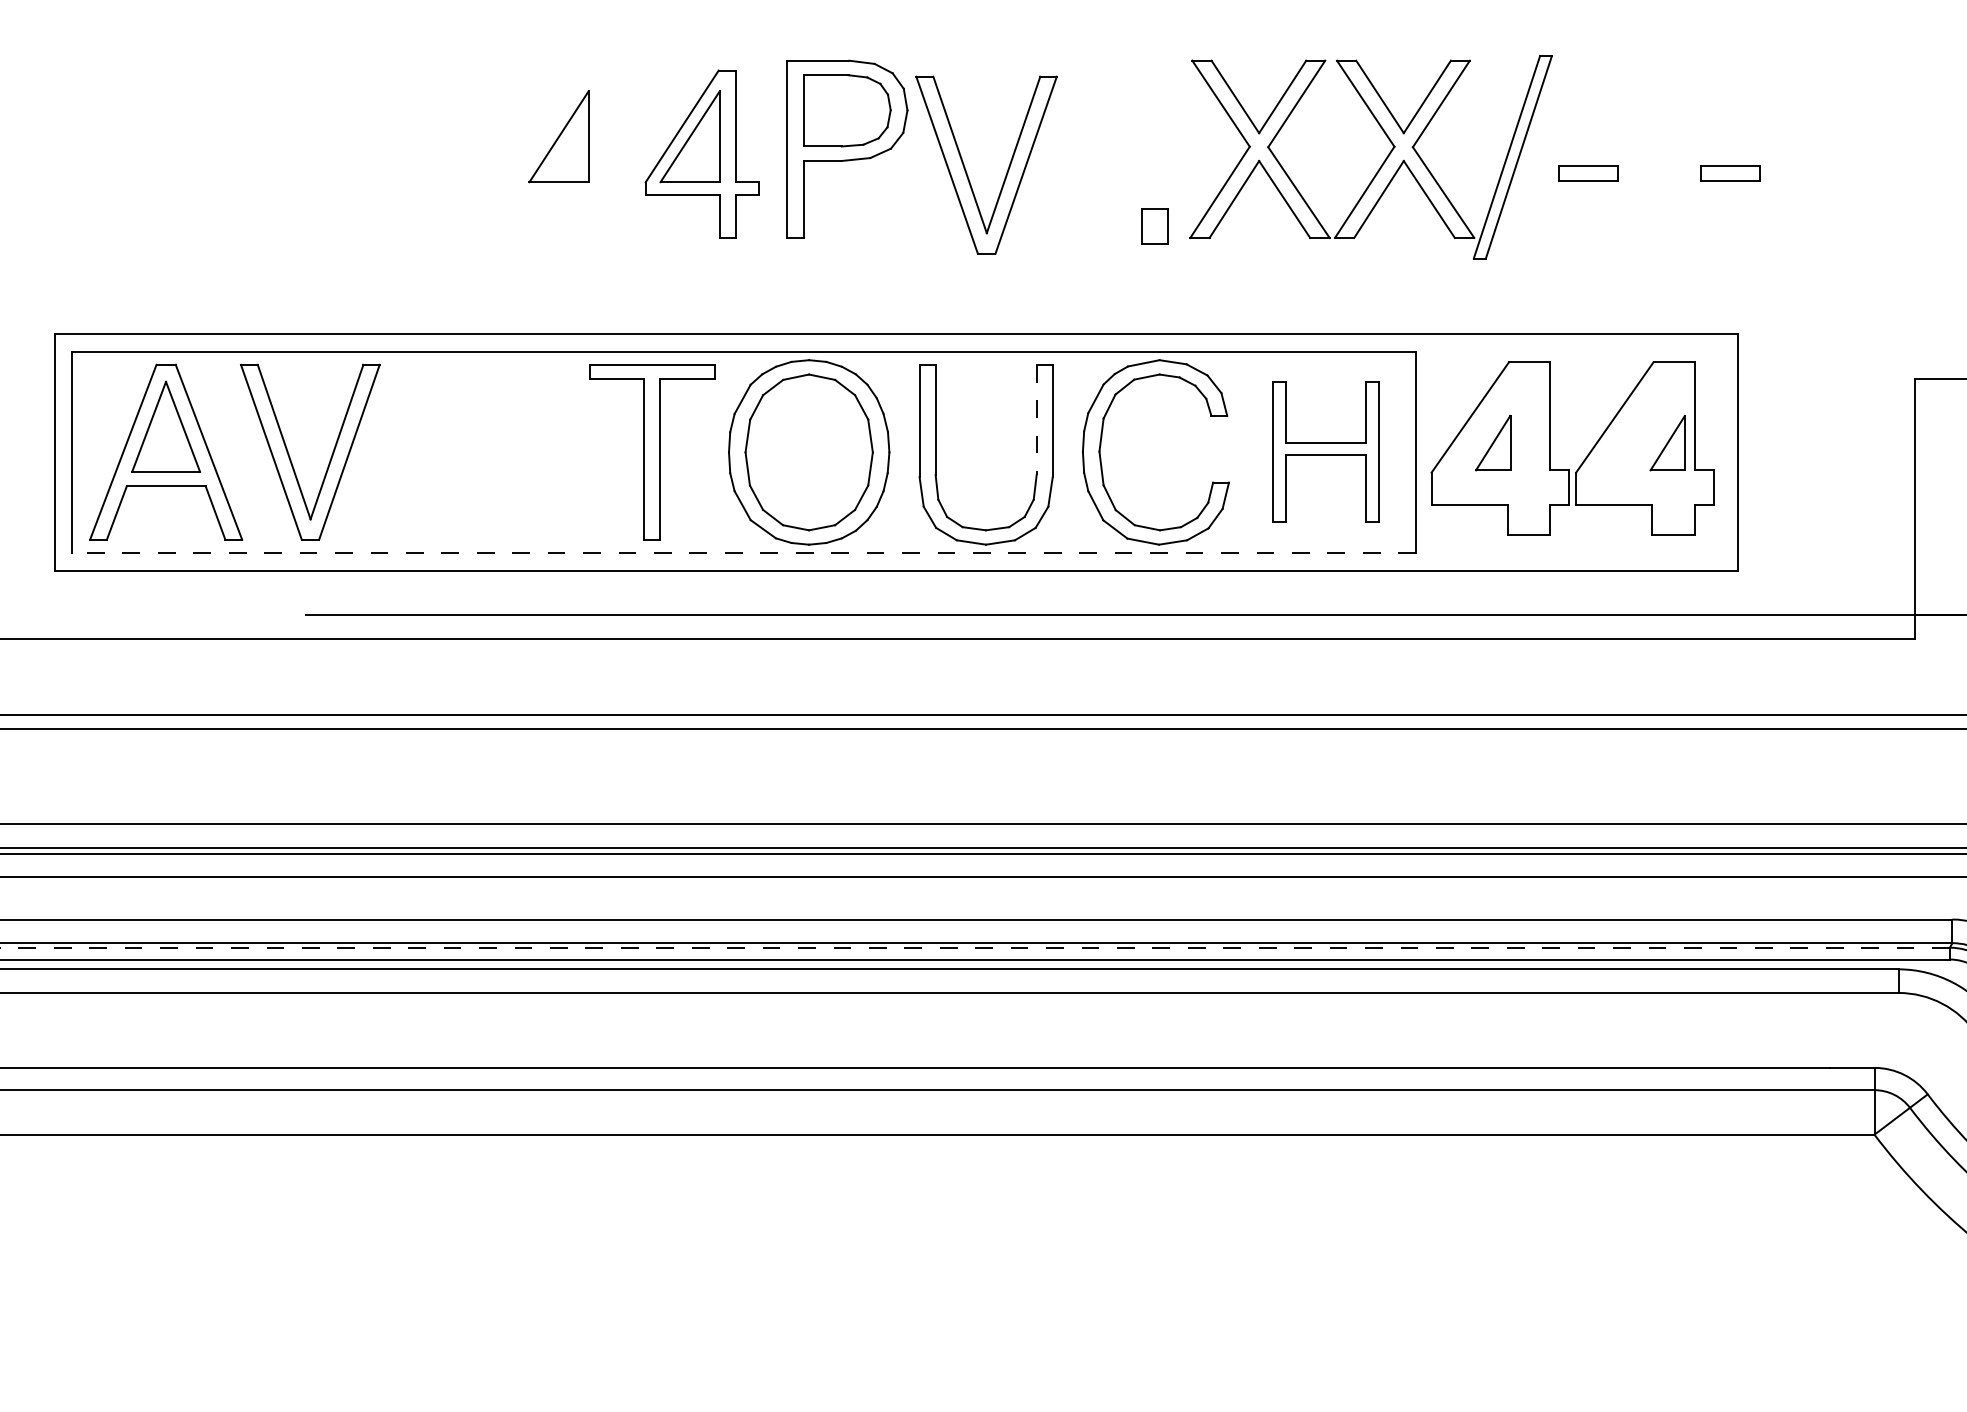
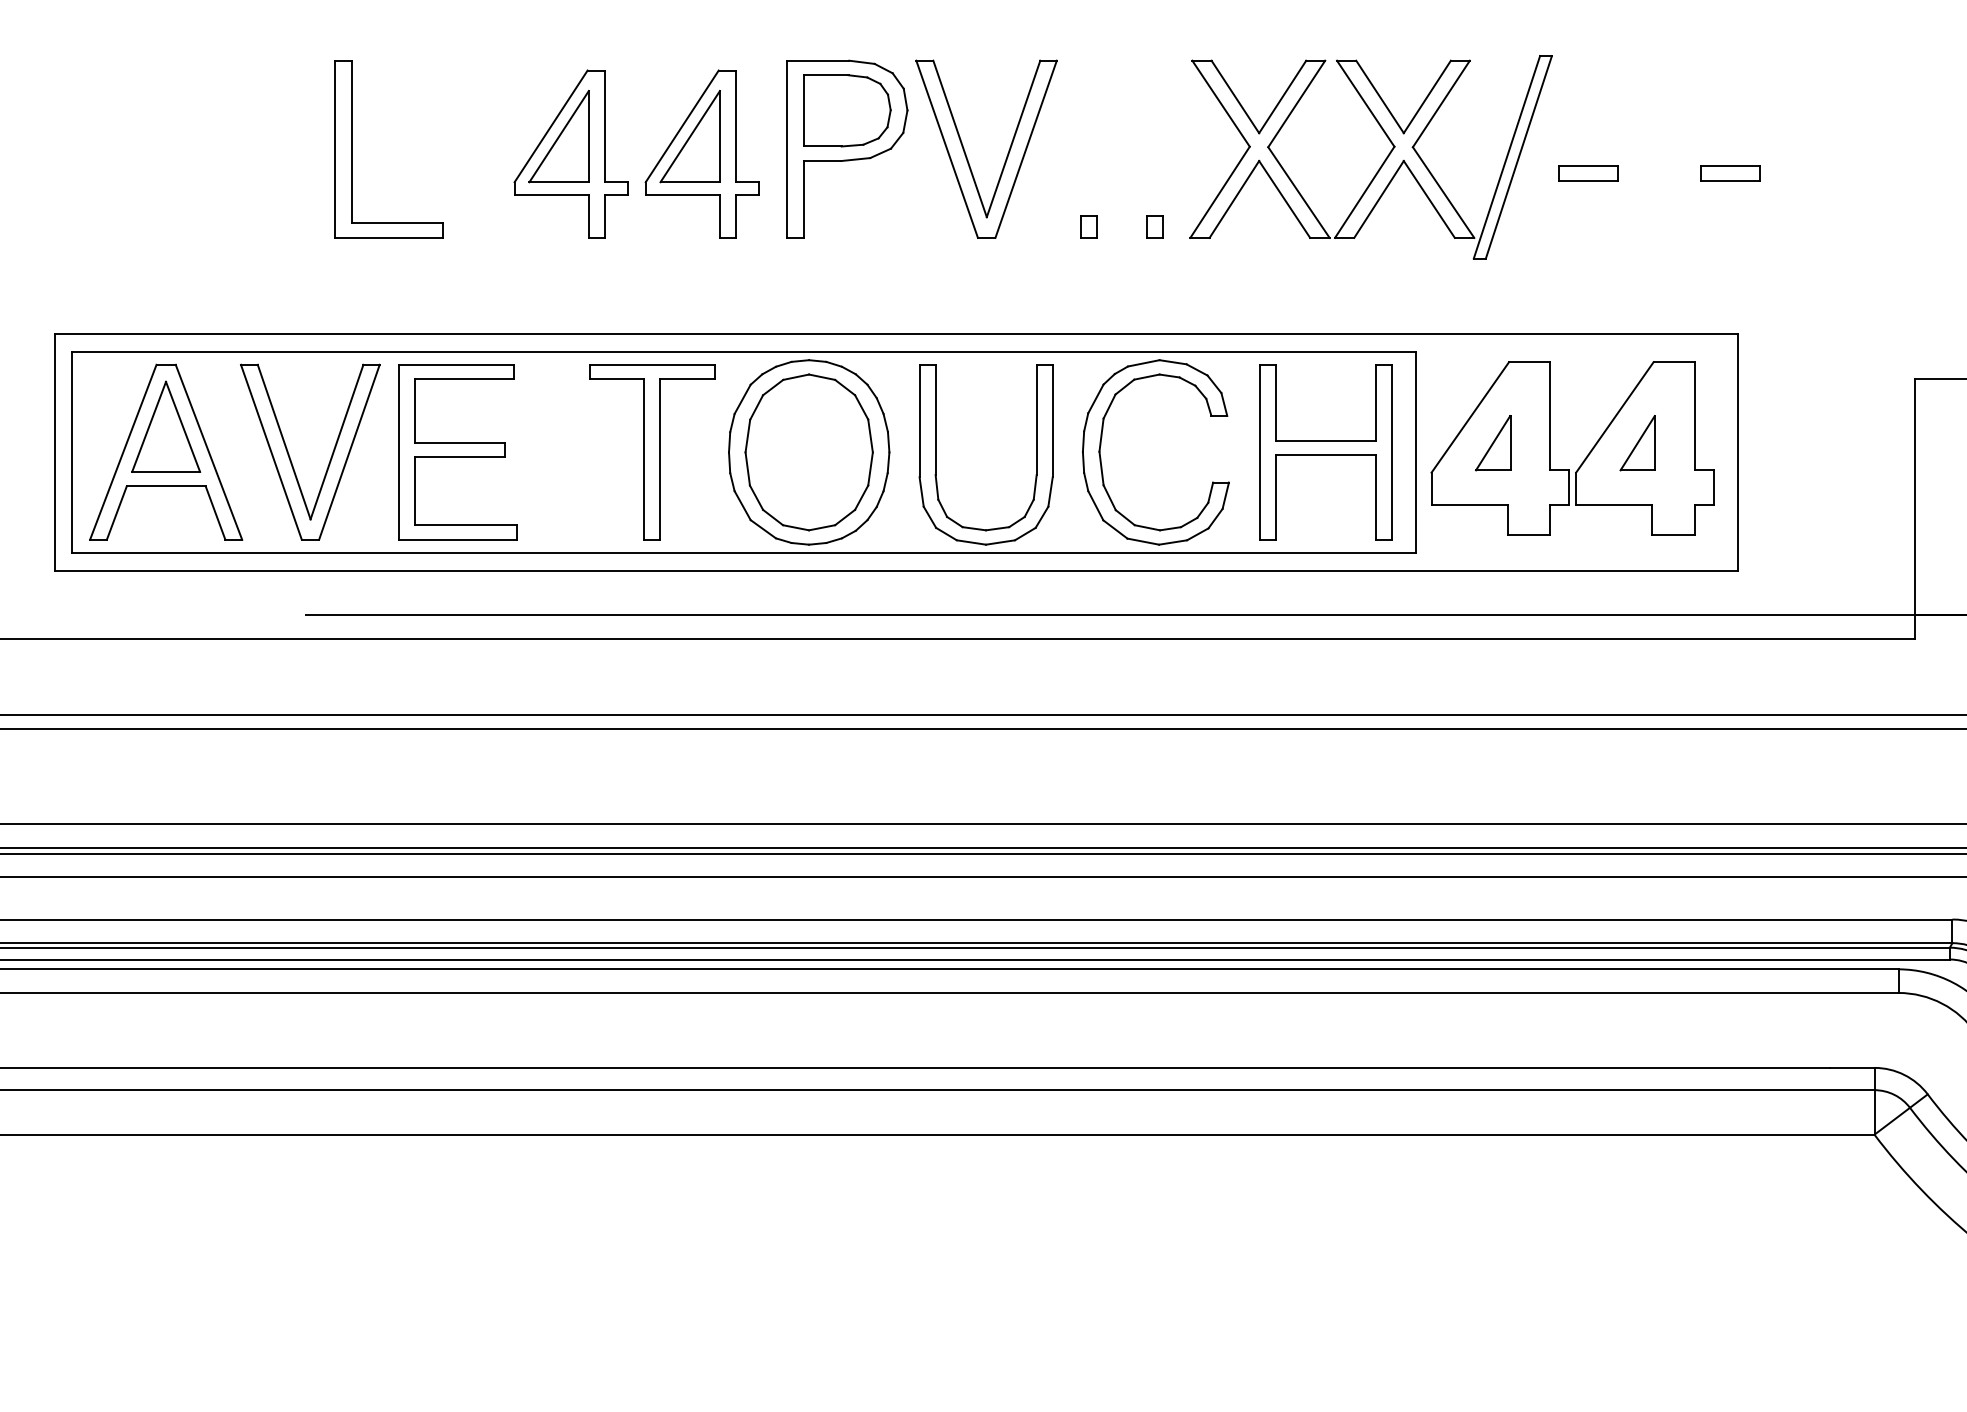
part: none -> present (352, 149)
part: none -> present (570, 153)
part position: (966, 170) -> (966, 154) (966, 154)
part: none -> present (1088, 226)
part size: 28x37 px -> 18x24 px (1154, 226)
line: dashed -> solid (1036, 420)
part position: (1667, 443) -> (1637, 443) (1637, 443)
part size: 108x142 px -> 134x177 px (1325, 452)
part: none -> present (457, 452)
line: dashed -> solid (744, 553)
line: dashed -> solid (975, 947)
